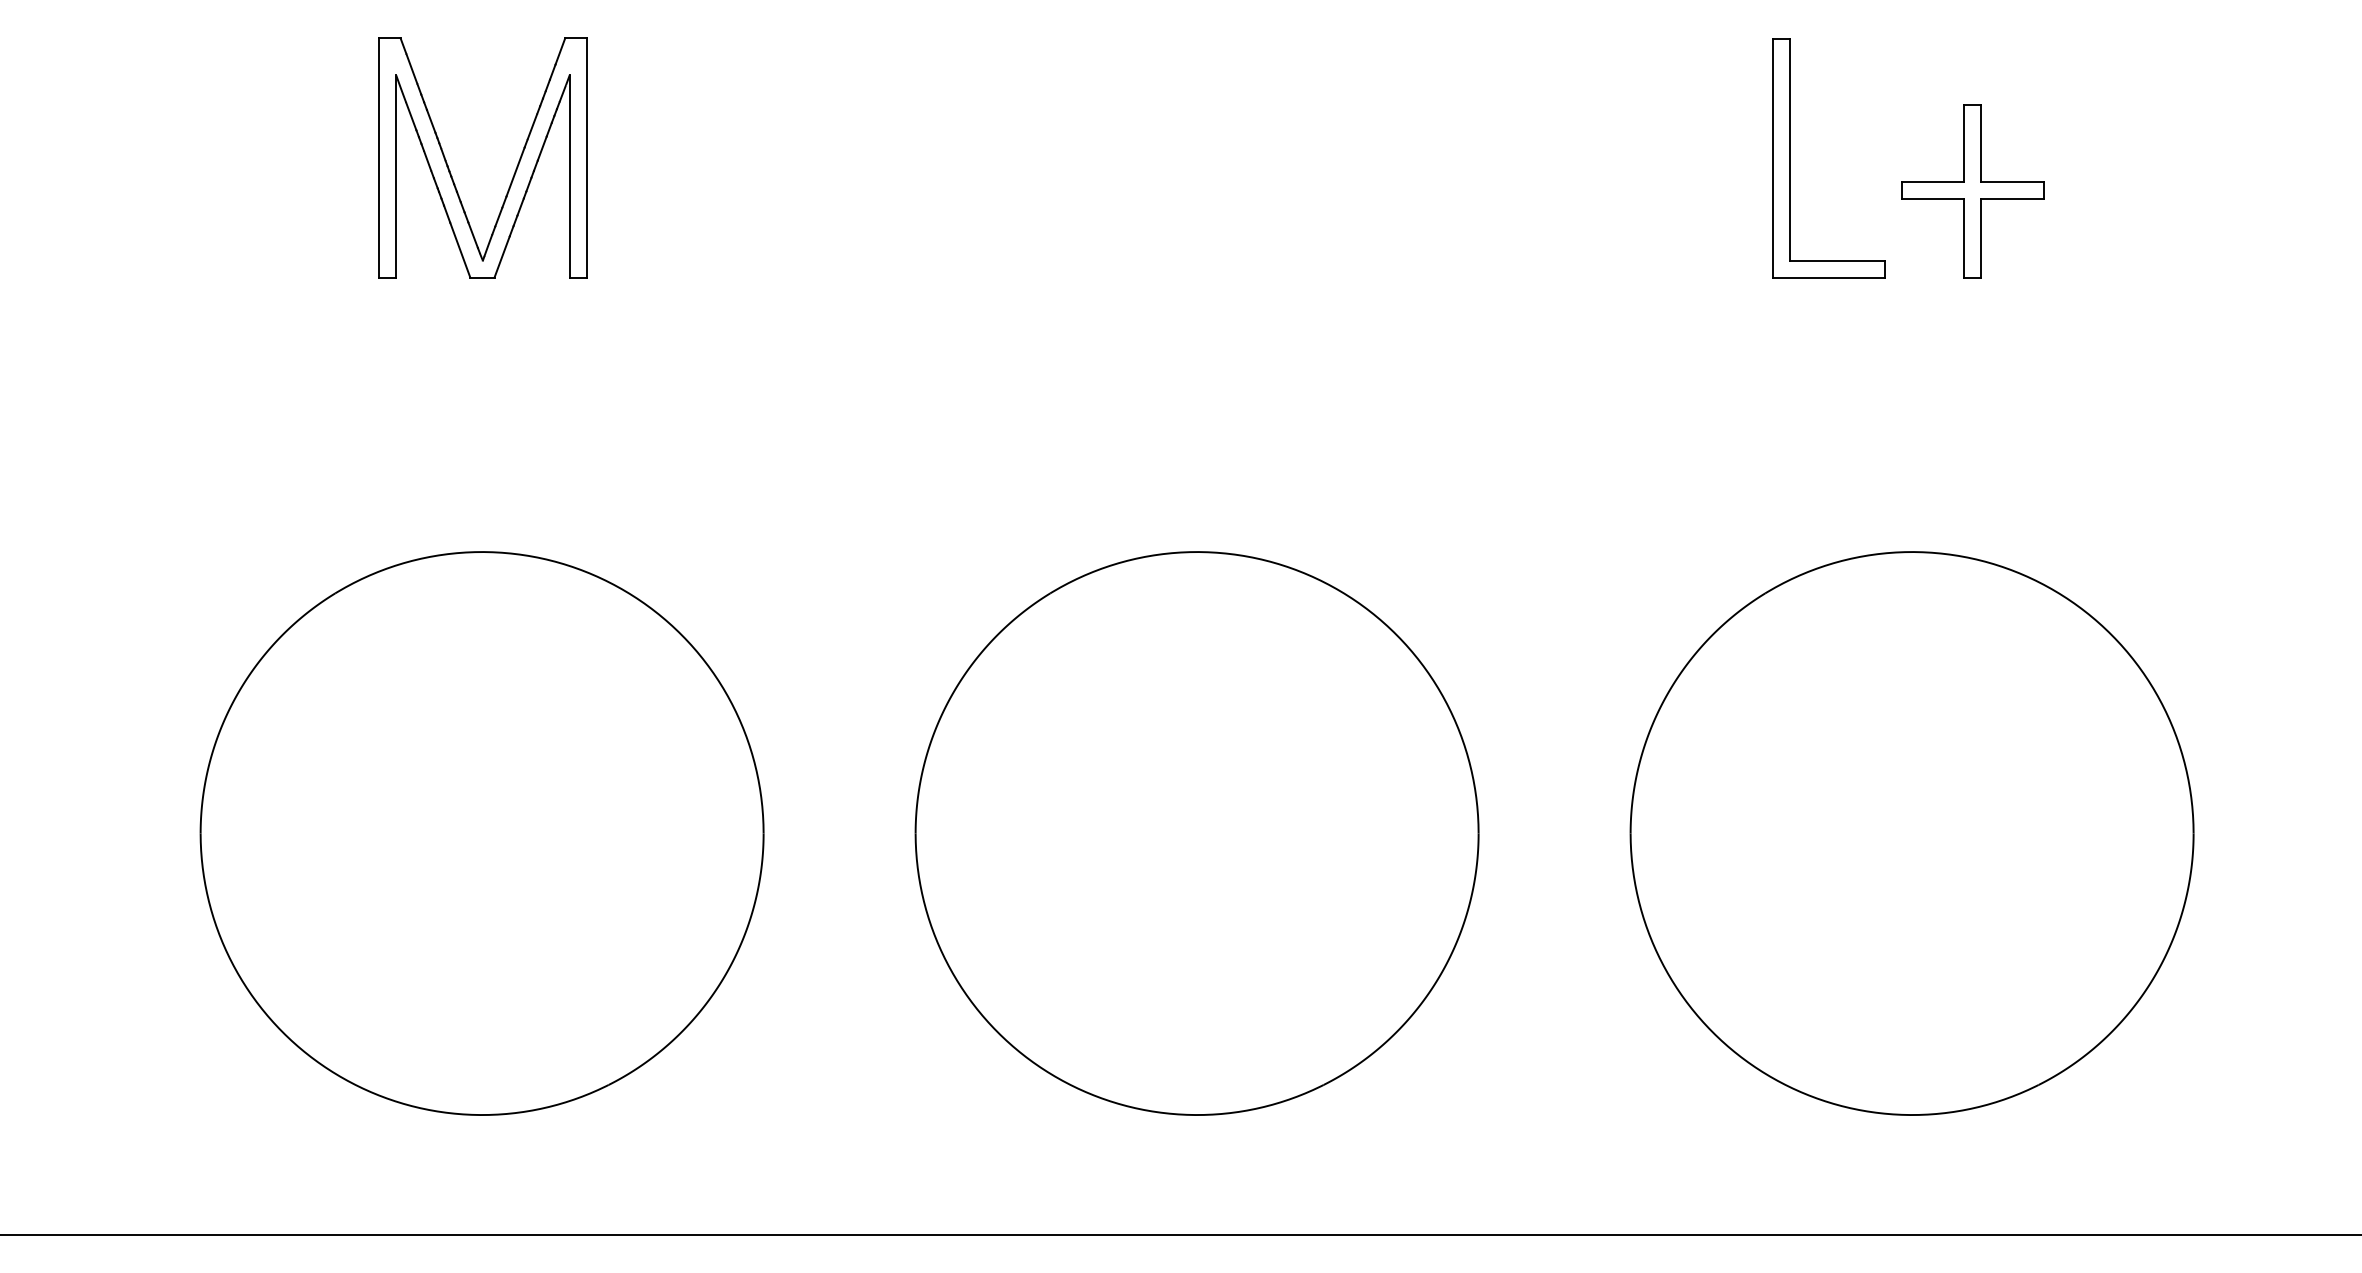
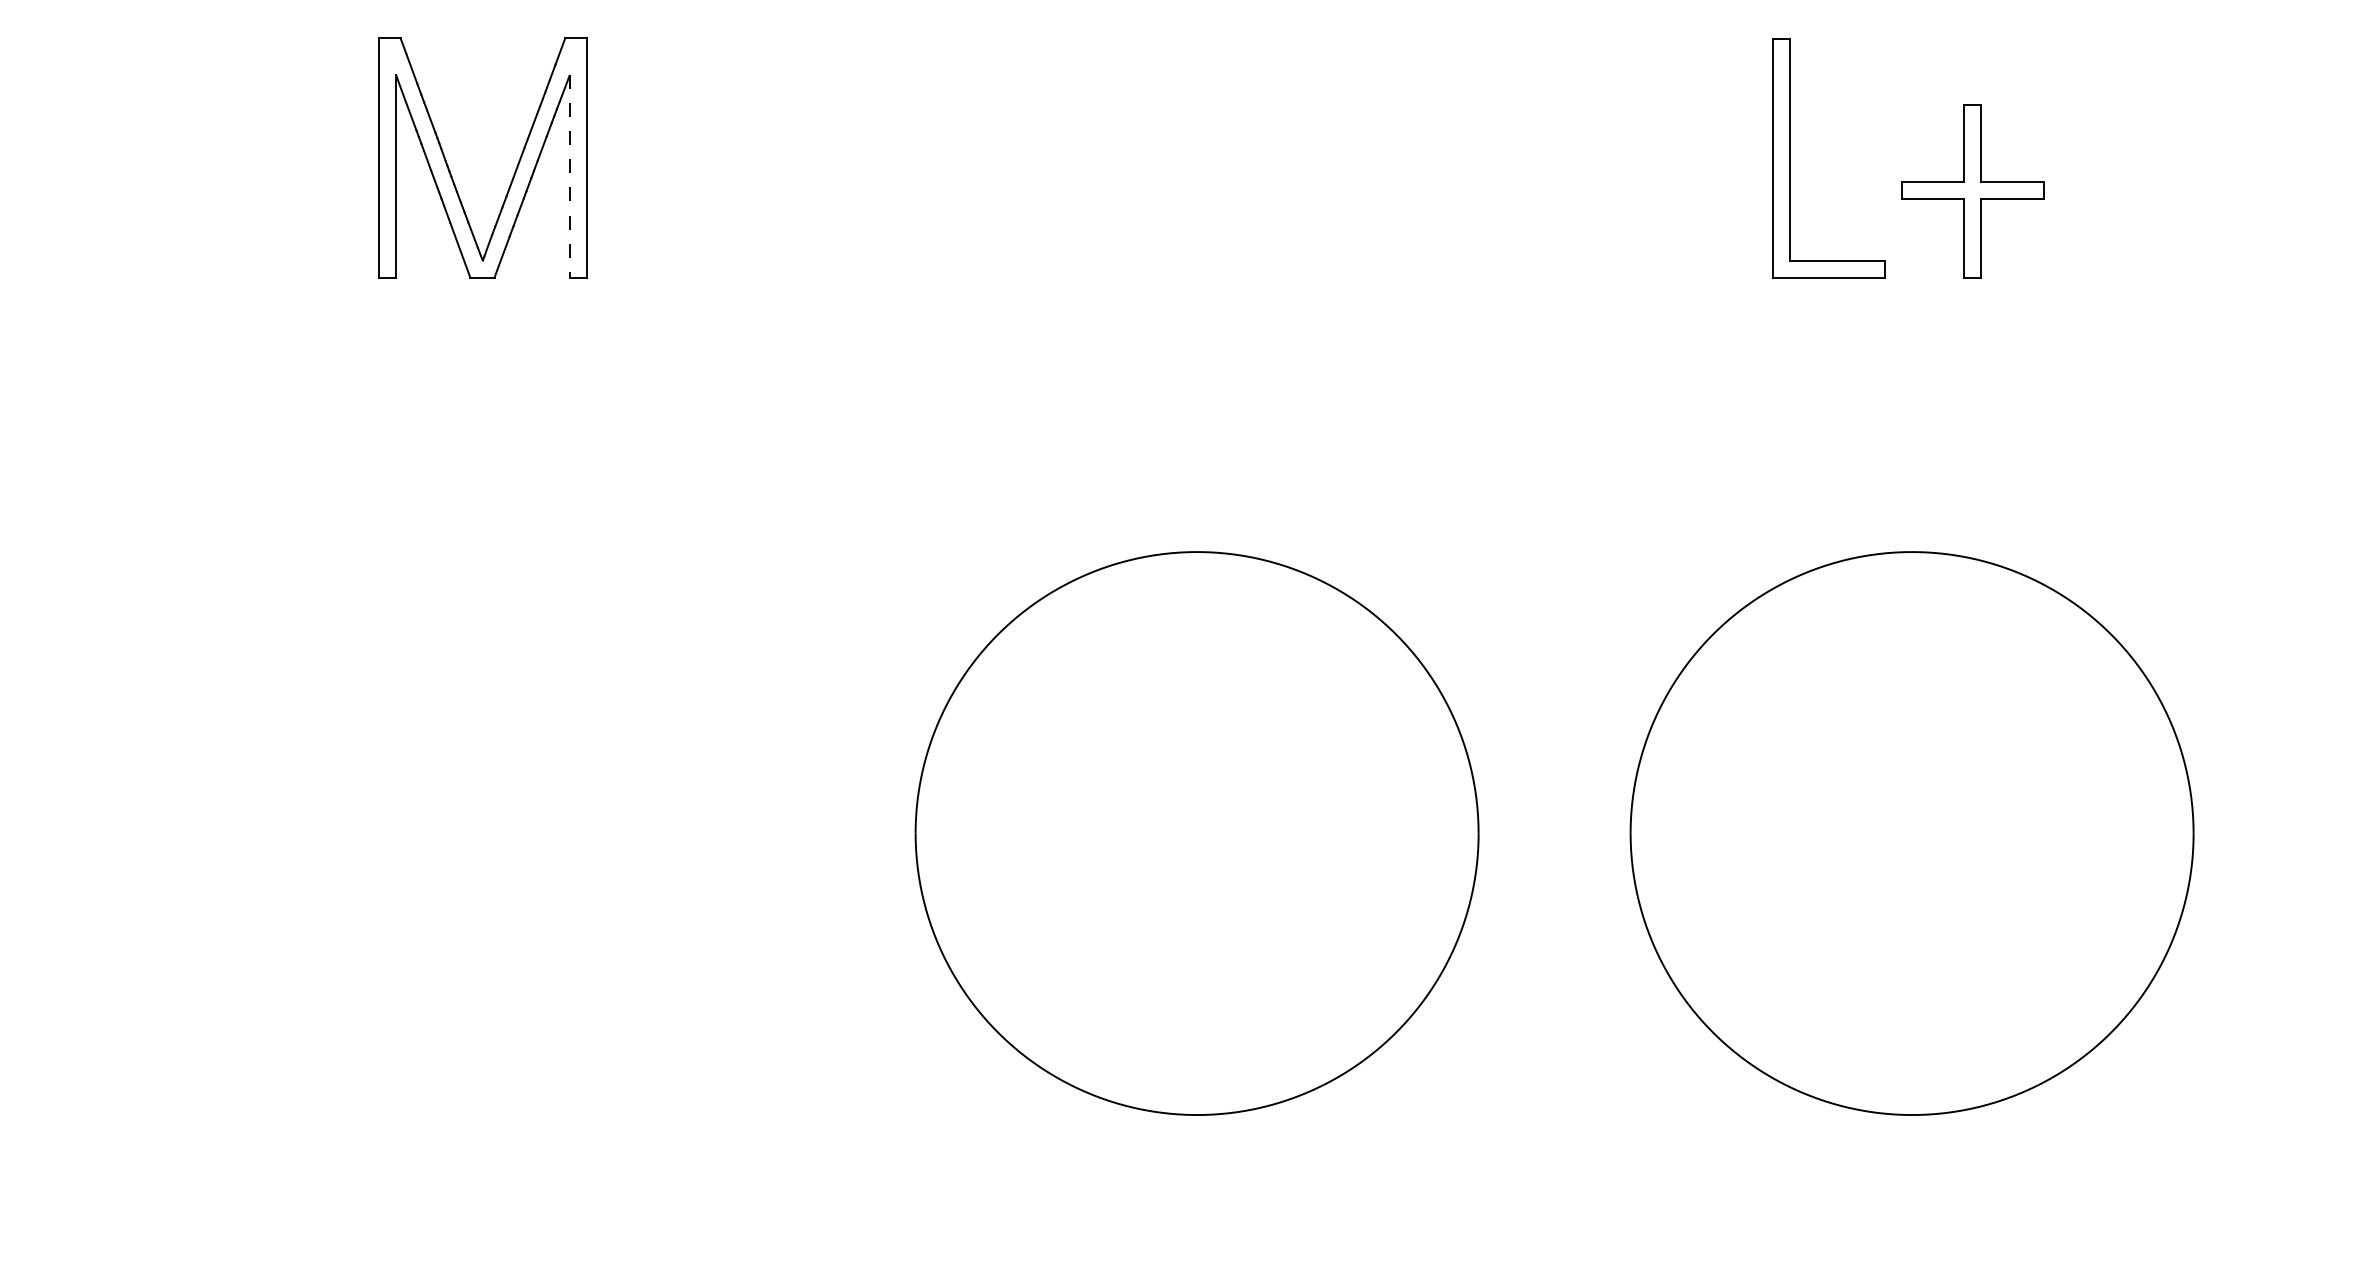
line: solid -> dashed (569, 176)
part: present -> none (481, 833)
line: present -> none (1180, 1234)
